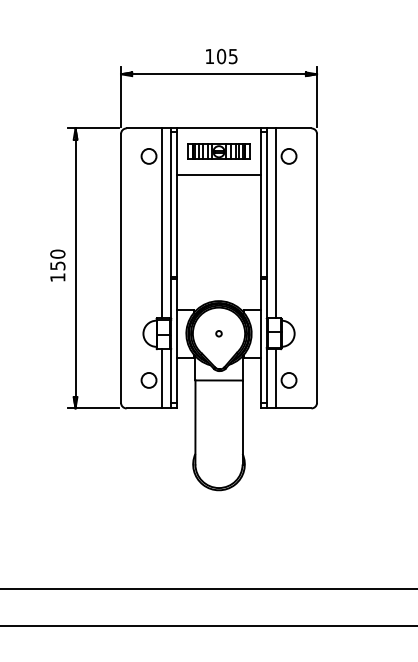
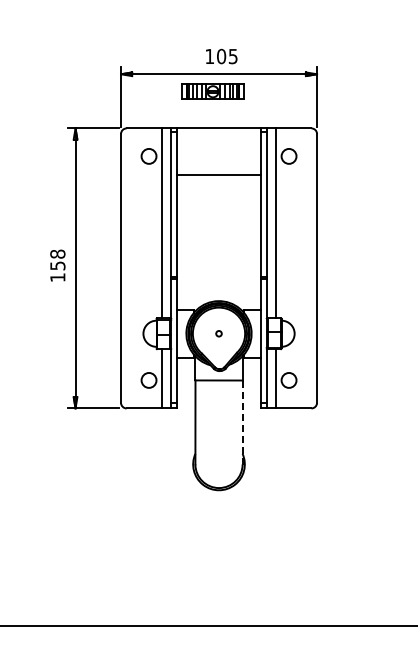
part position: (218, 151) -> (212, 91) (212, 91)
text: 150 -> 158 (57, 253)
line: solid -> dashed (242, 422)
line: present -> none (208, 588)
